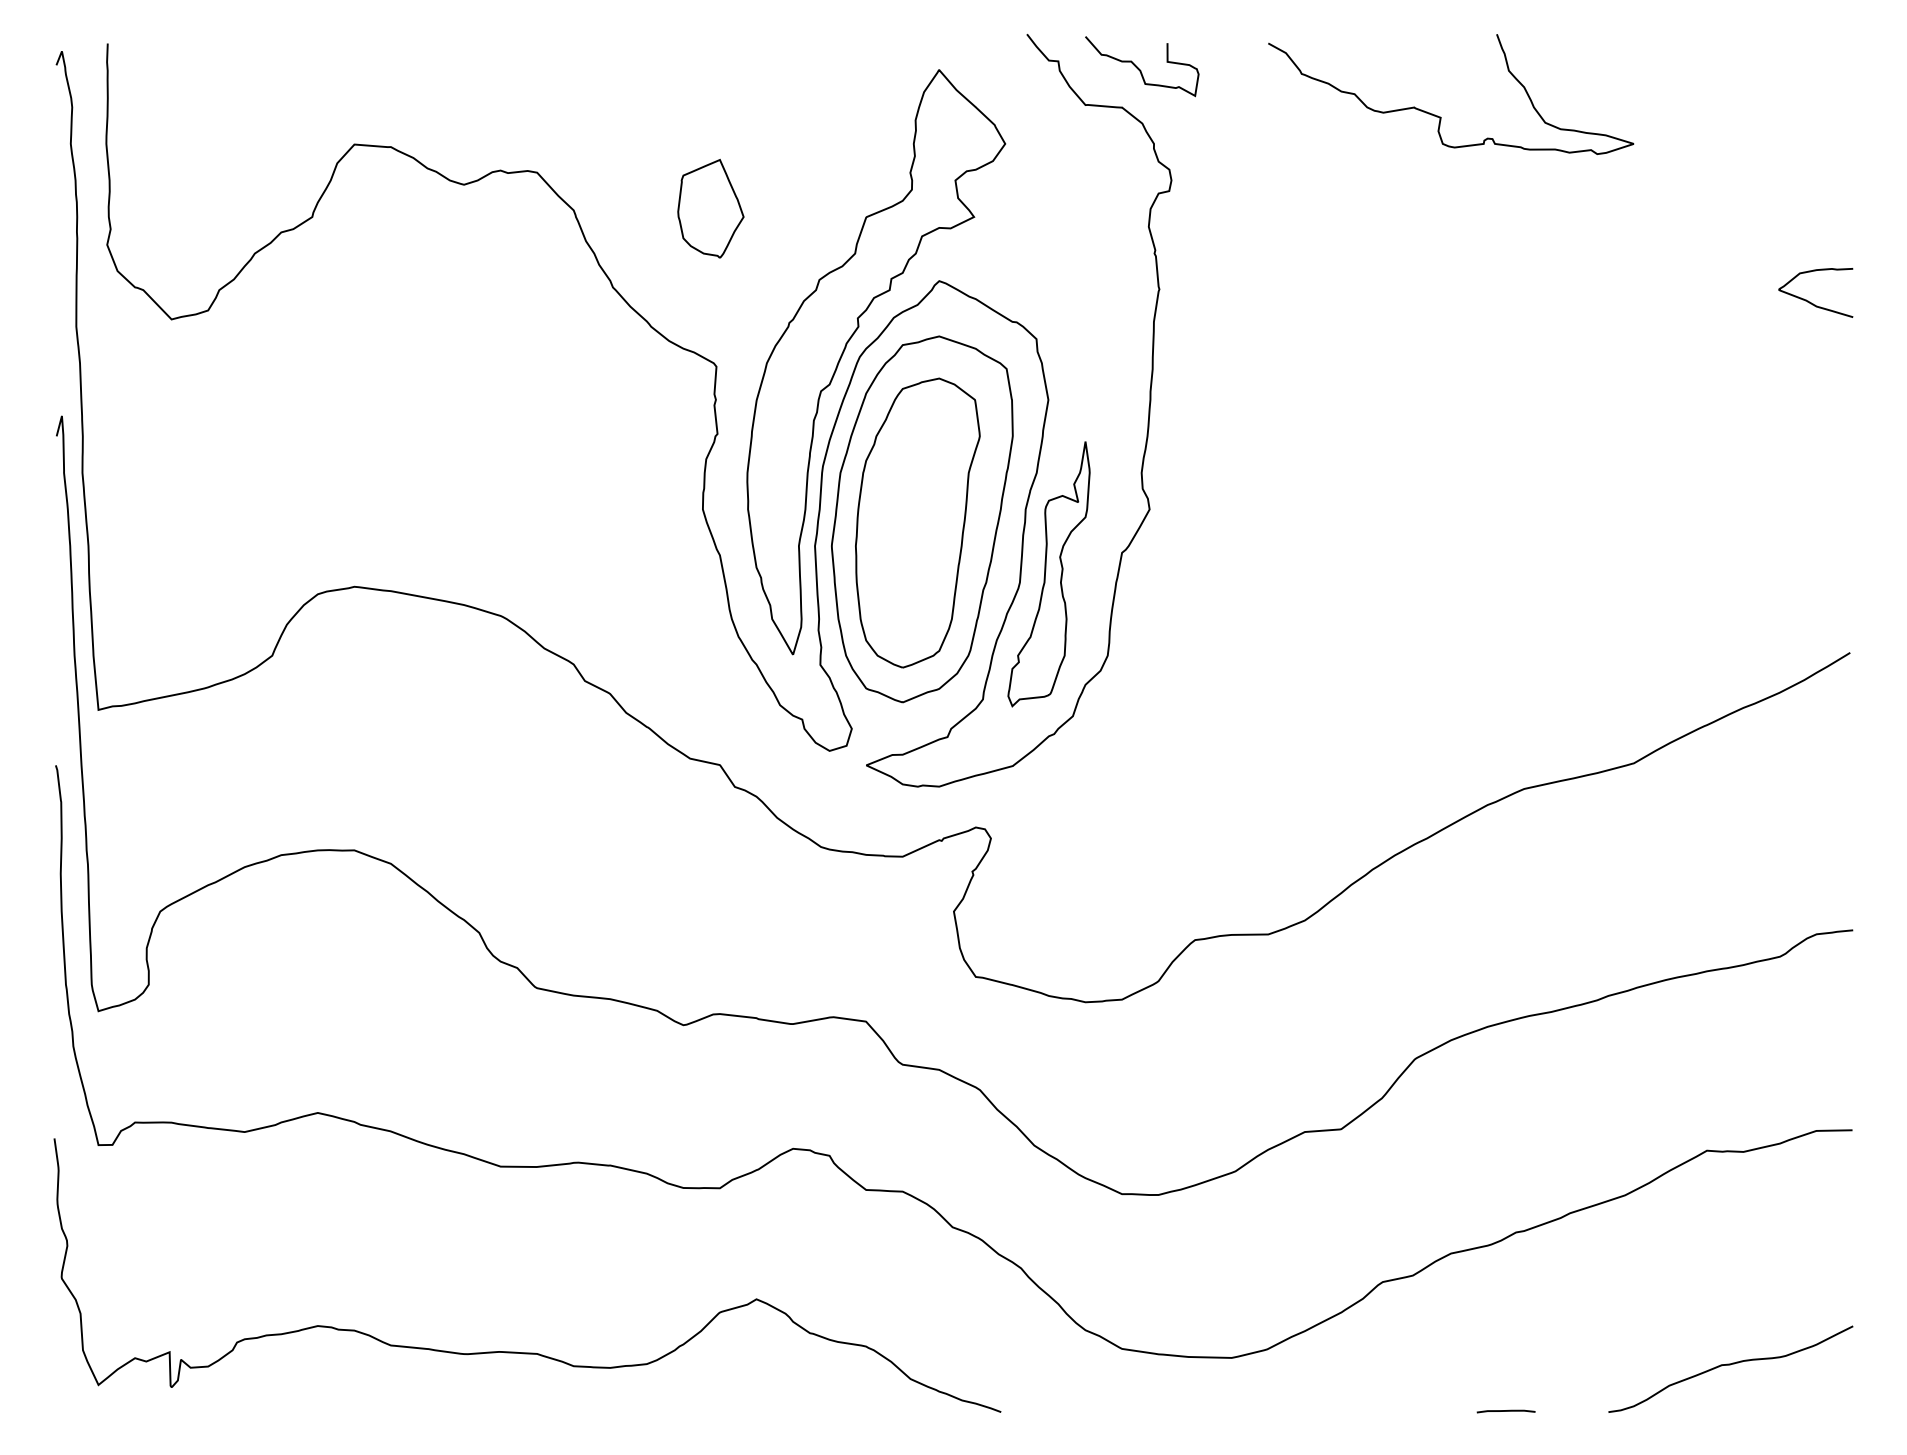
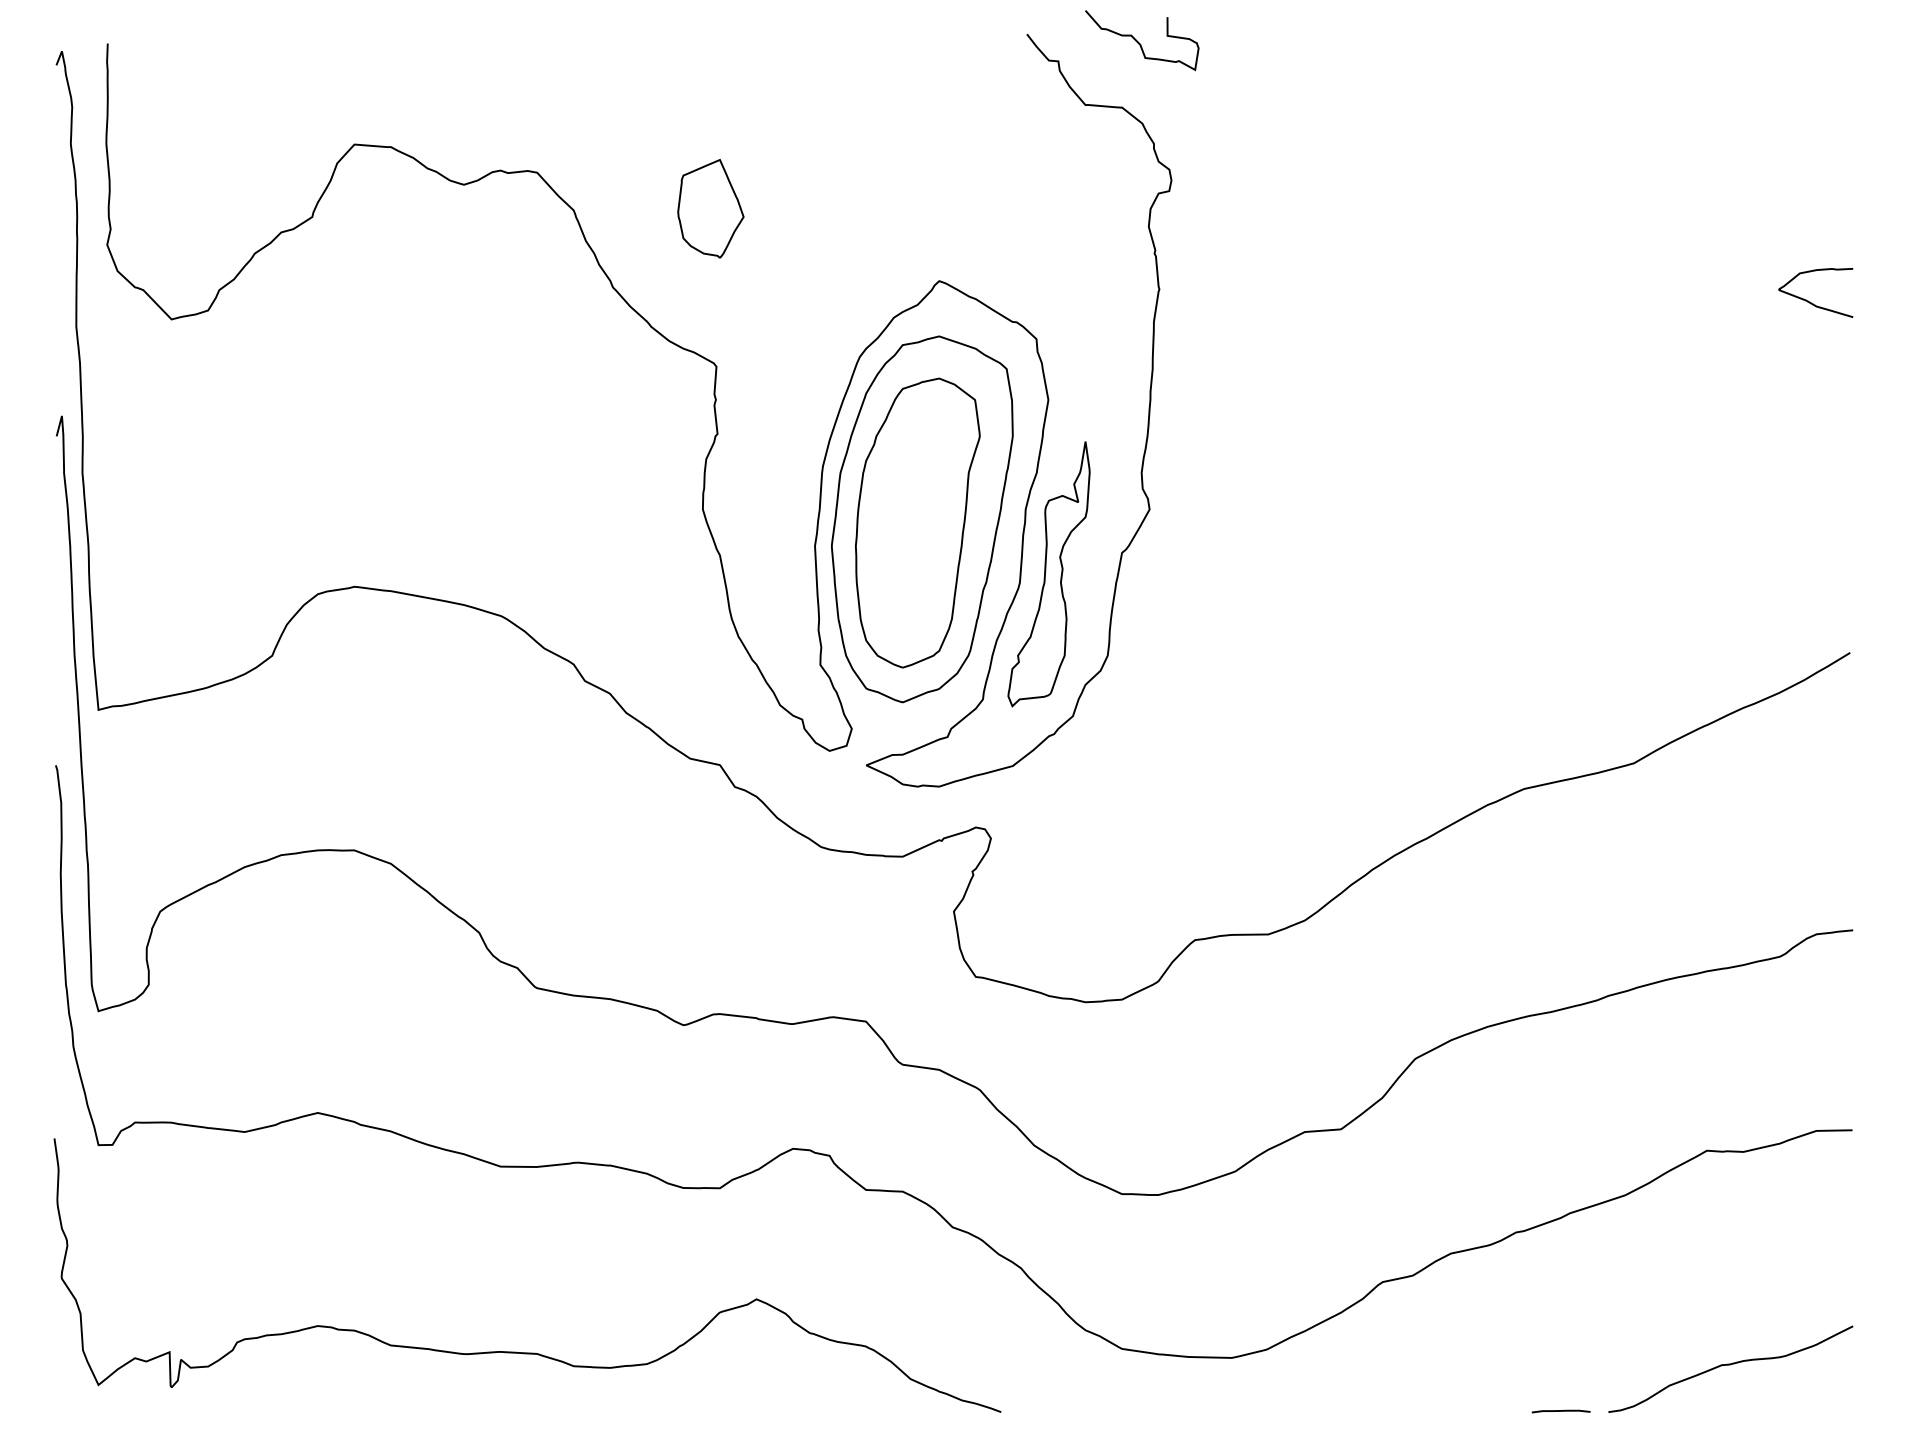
curve position: (1139, 68) -> (1139, 42) (1139, 42)
curve: present -> none (1440, 116)
part: present -> none (844, 352)
curve position: (1505, 1411) -> (1560, 1411) (1560, 1411)
